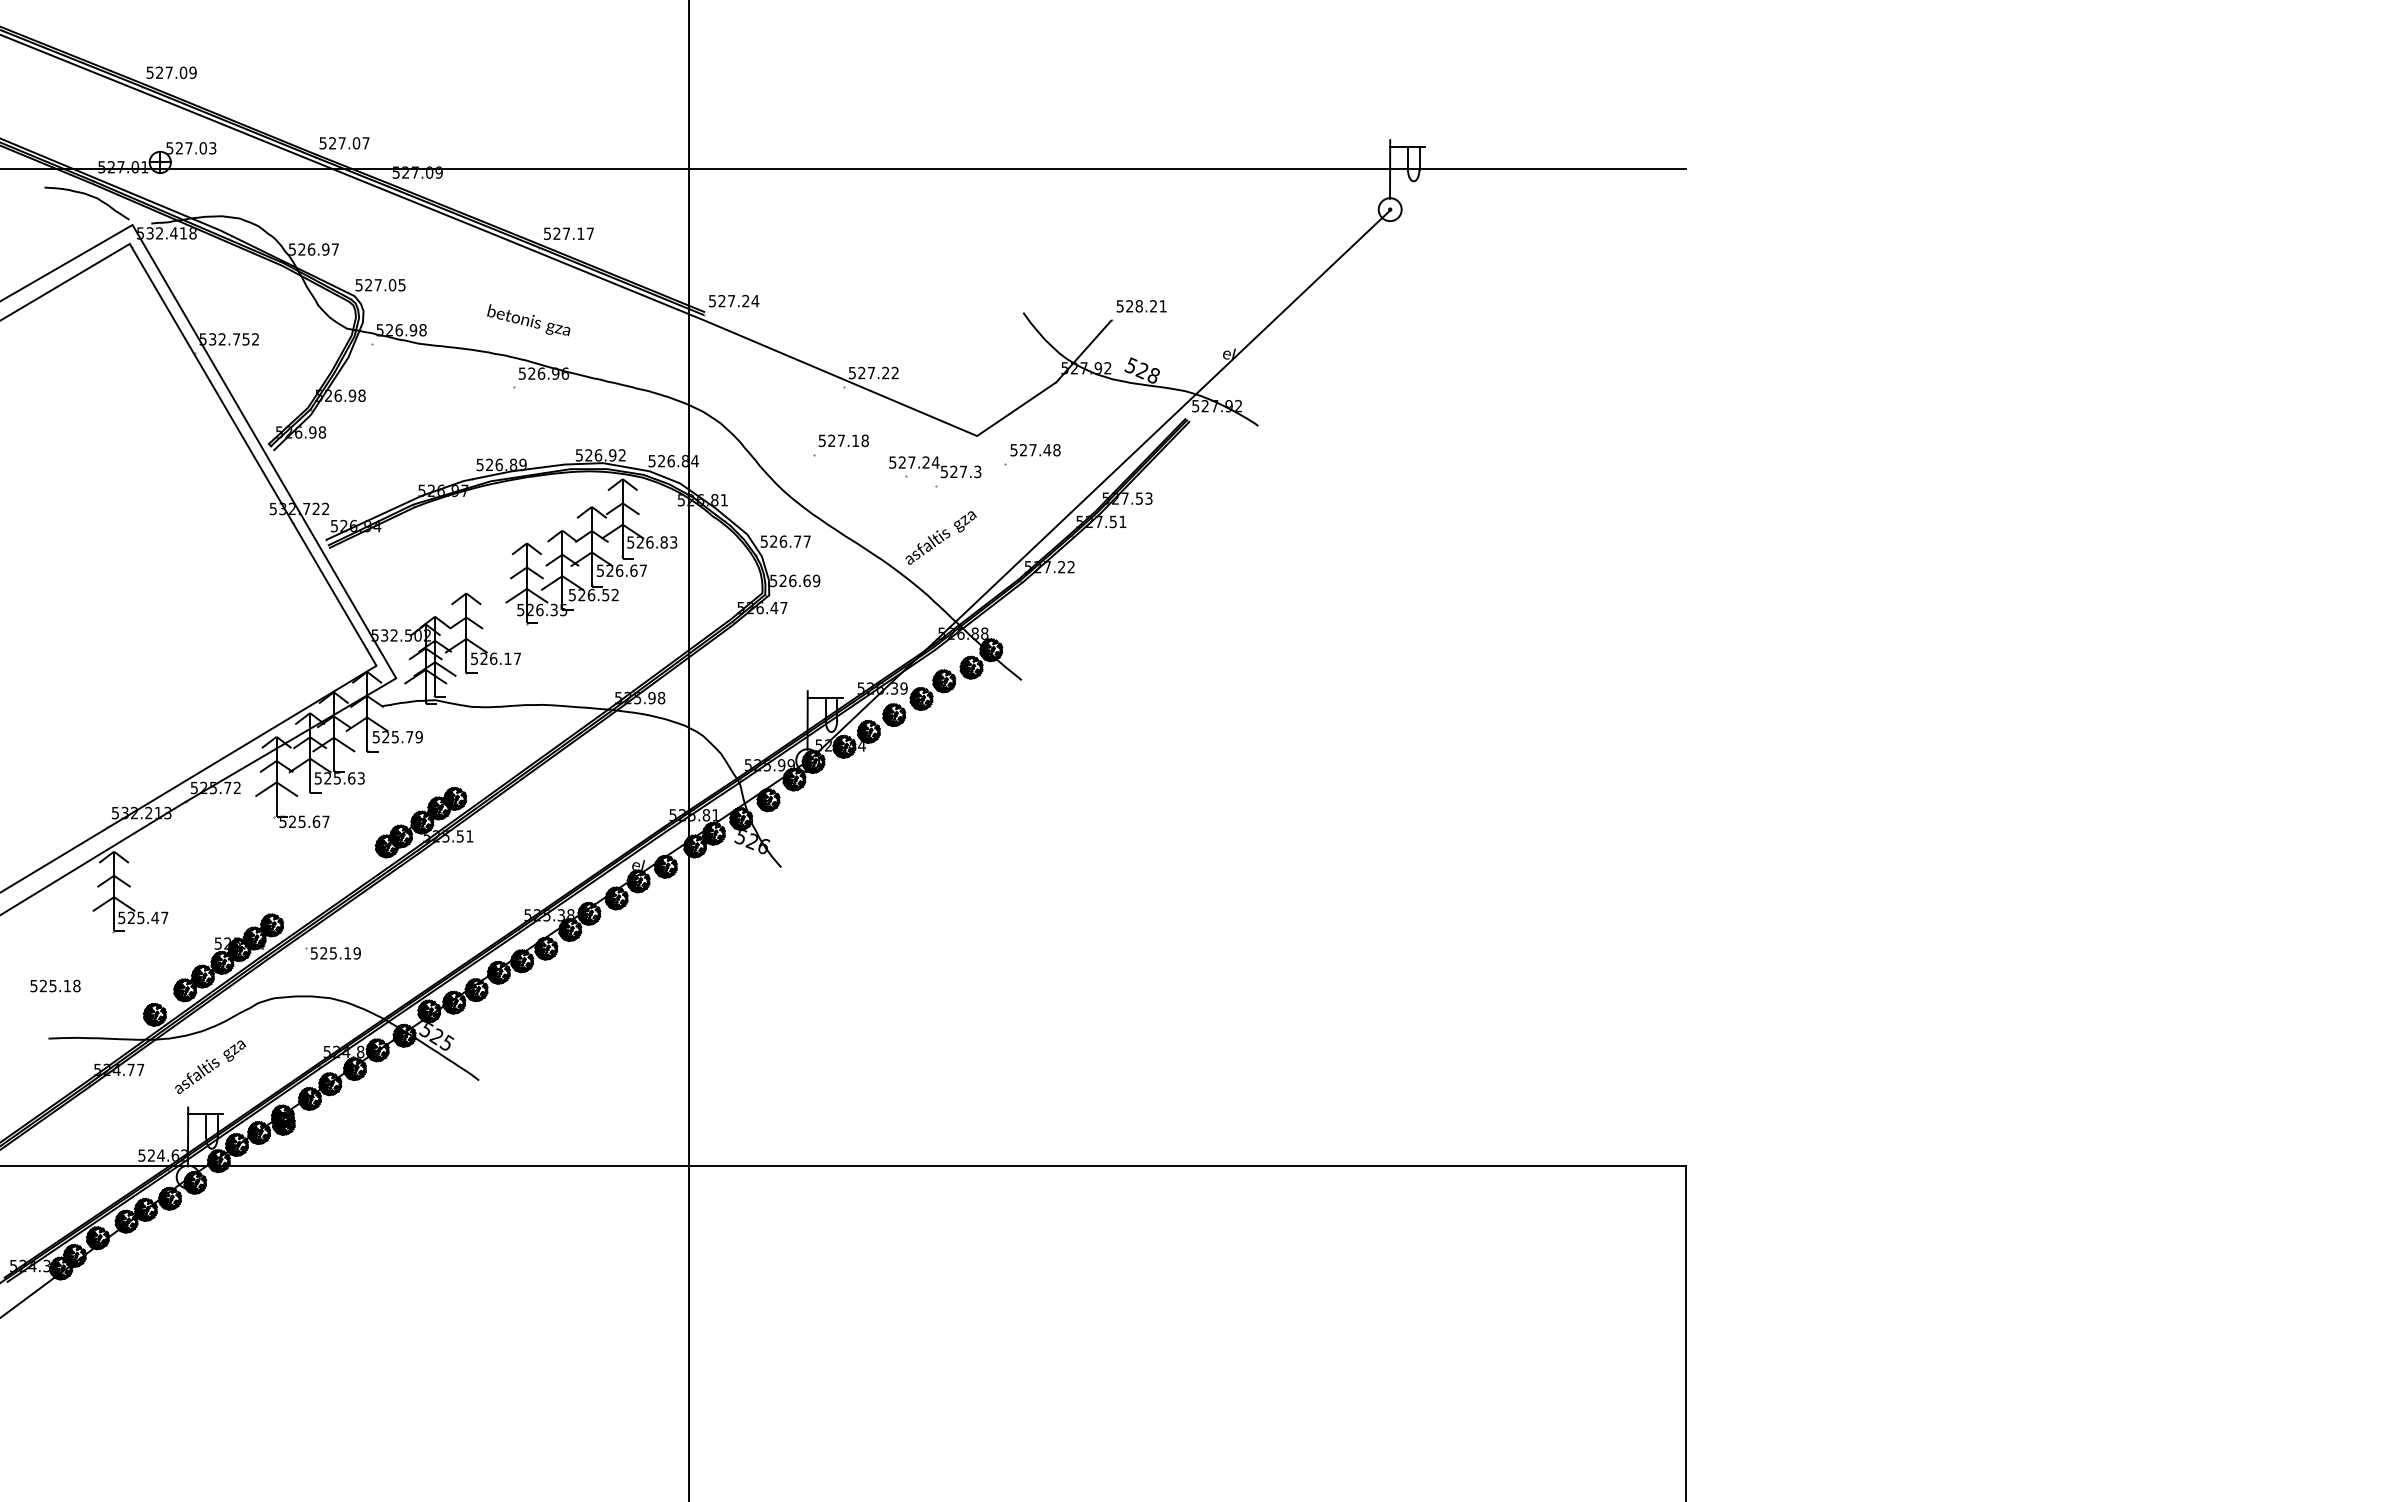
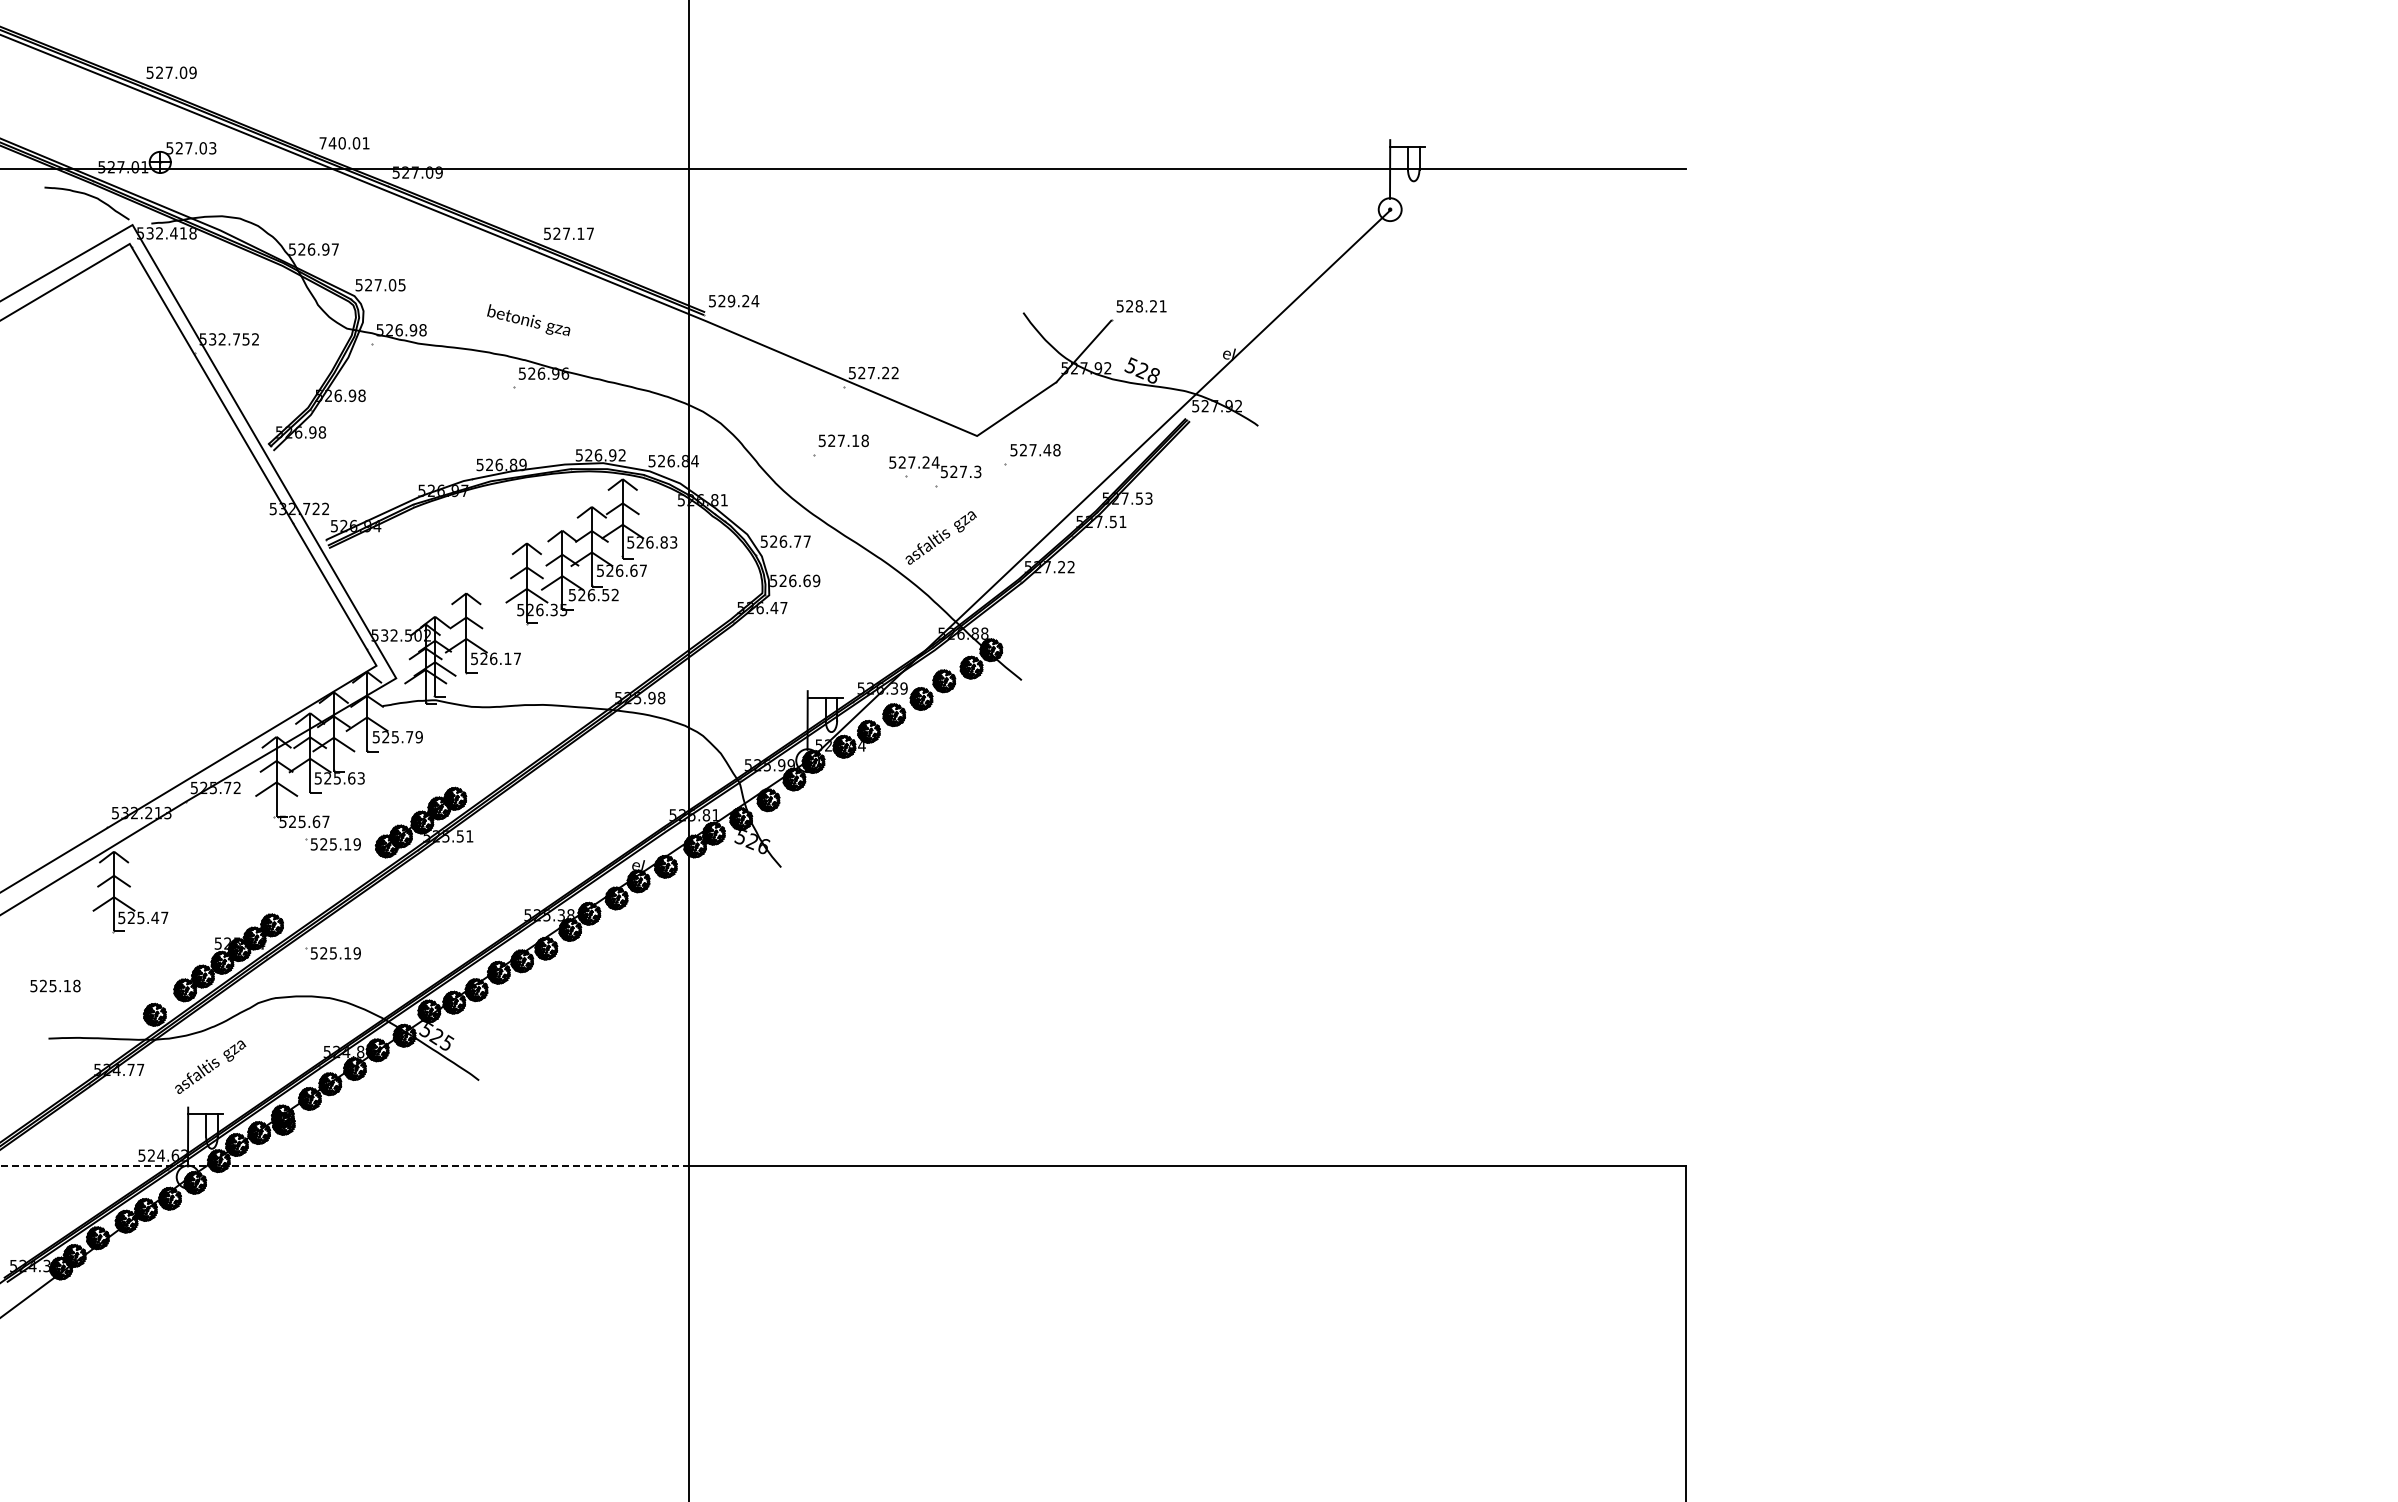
text: 527.07 -> 740.01 (344, 143)
text: 527.24 -> 529.24 (731, 300)
part: none -> present (332, 844)
line: solid -> dashed (345, 1165)
